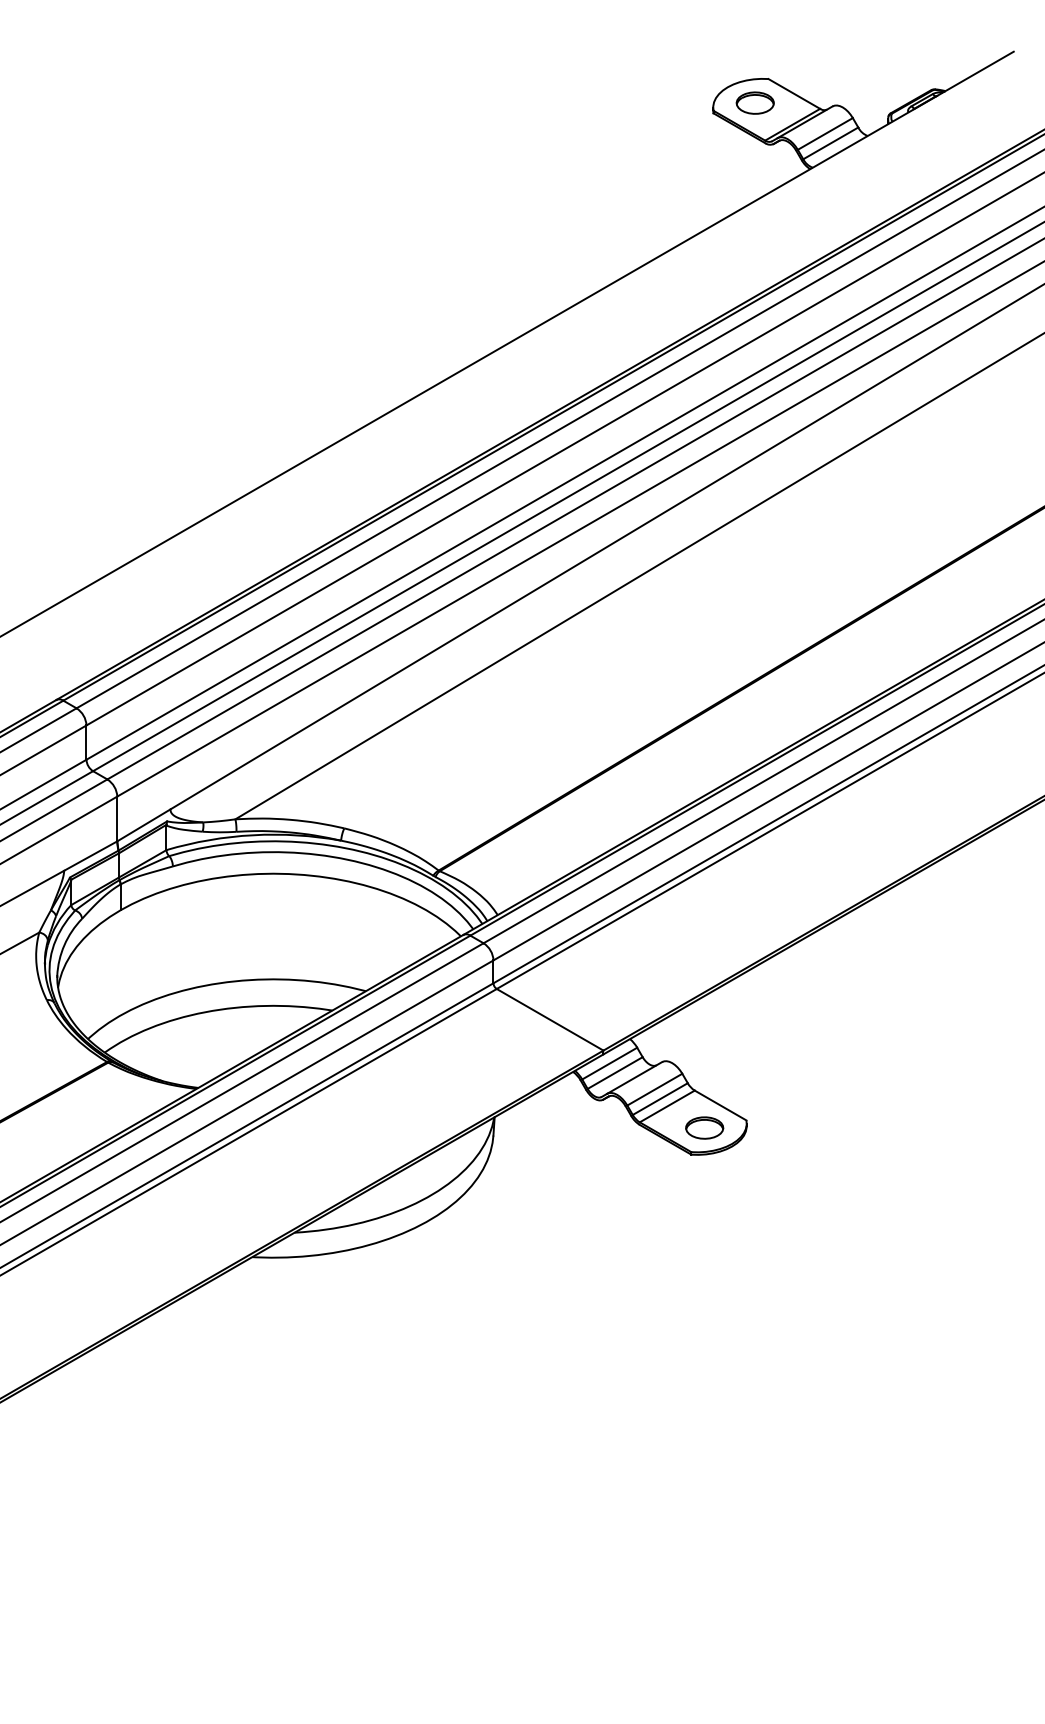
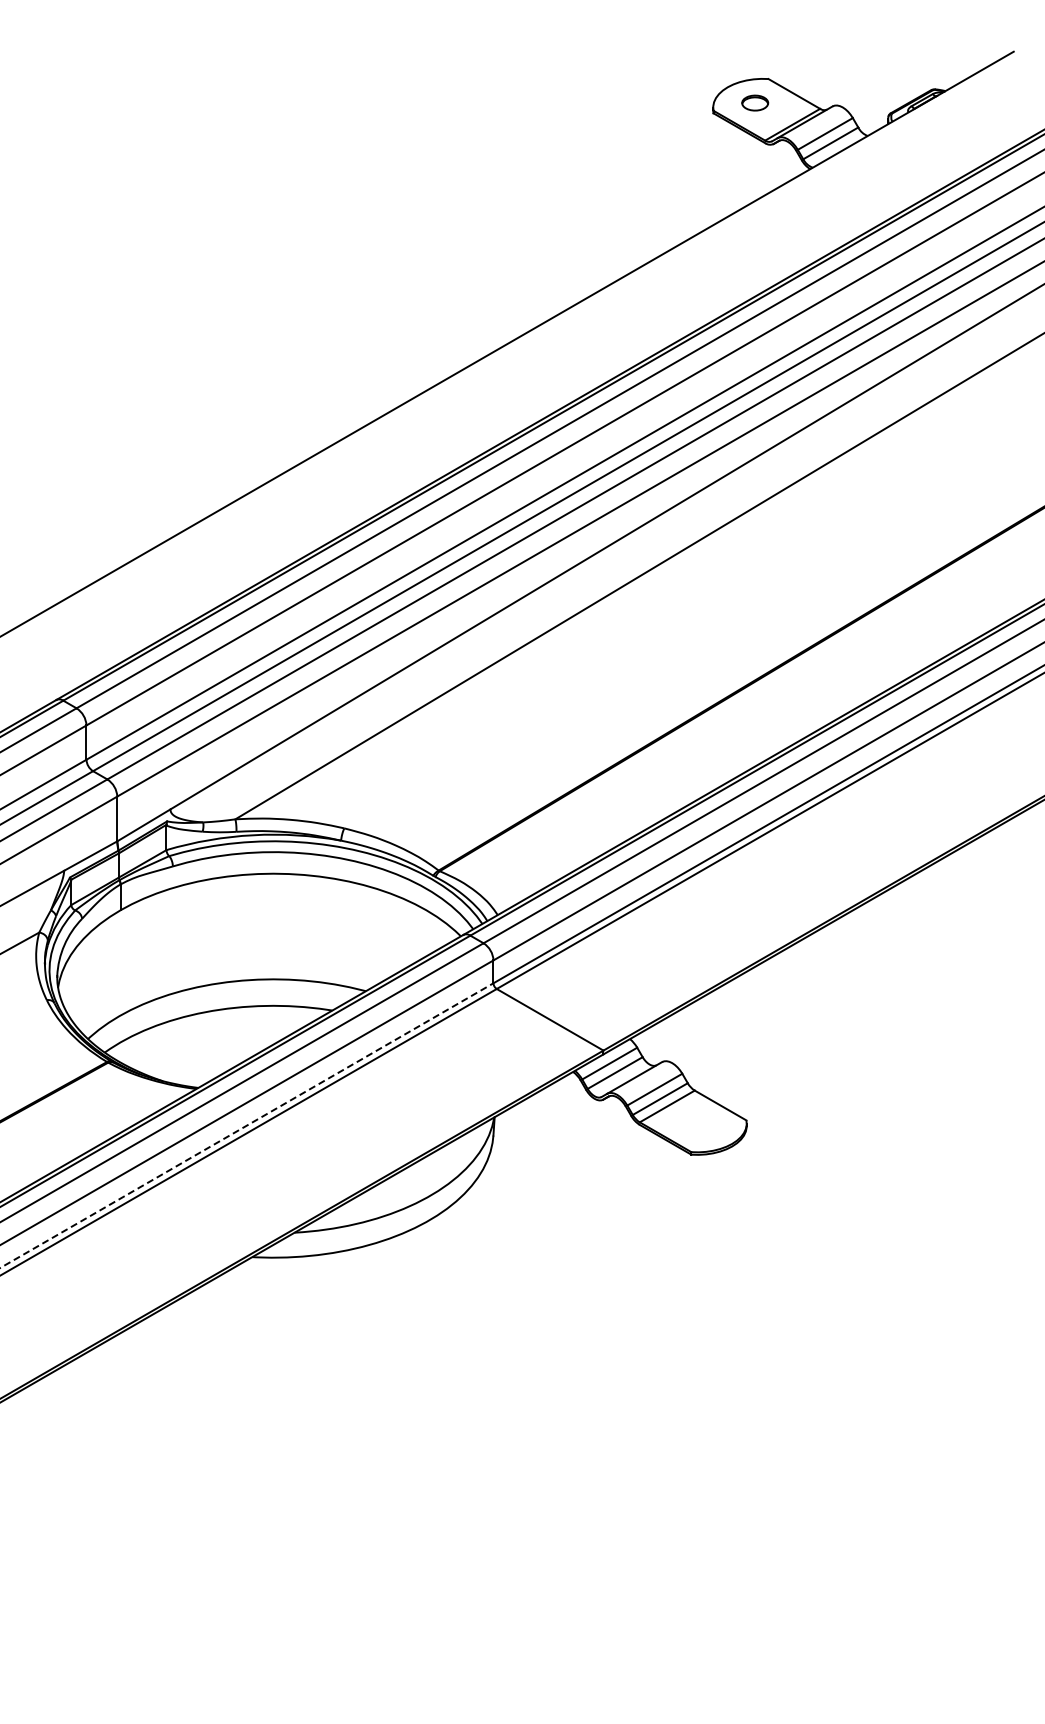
part size: 40x24 px -> 29x18 px (755, 102)
line: solid -> dashed (247, 1125)
part: present -> none (704, 1127)
